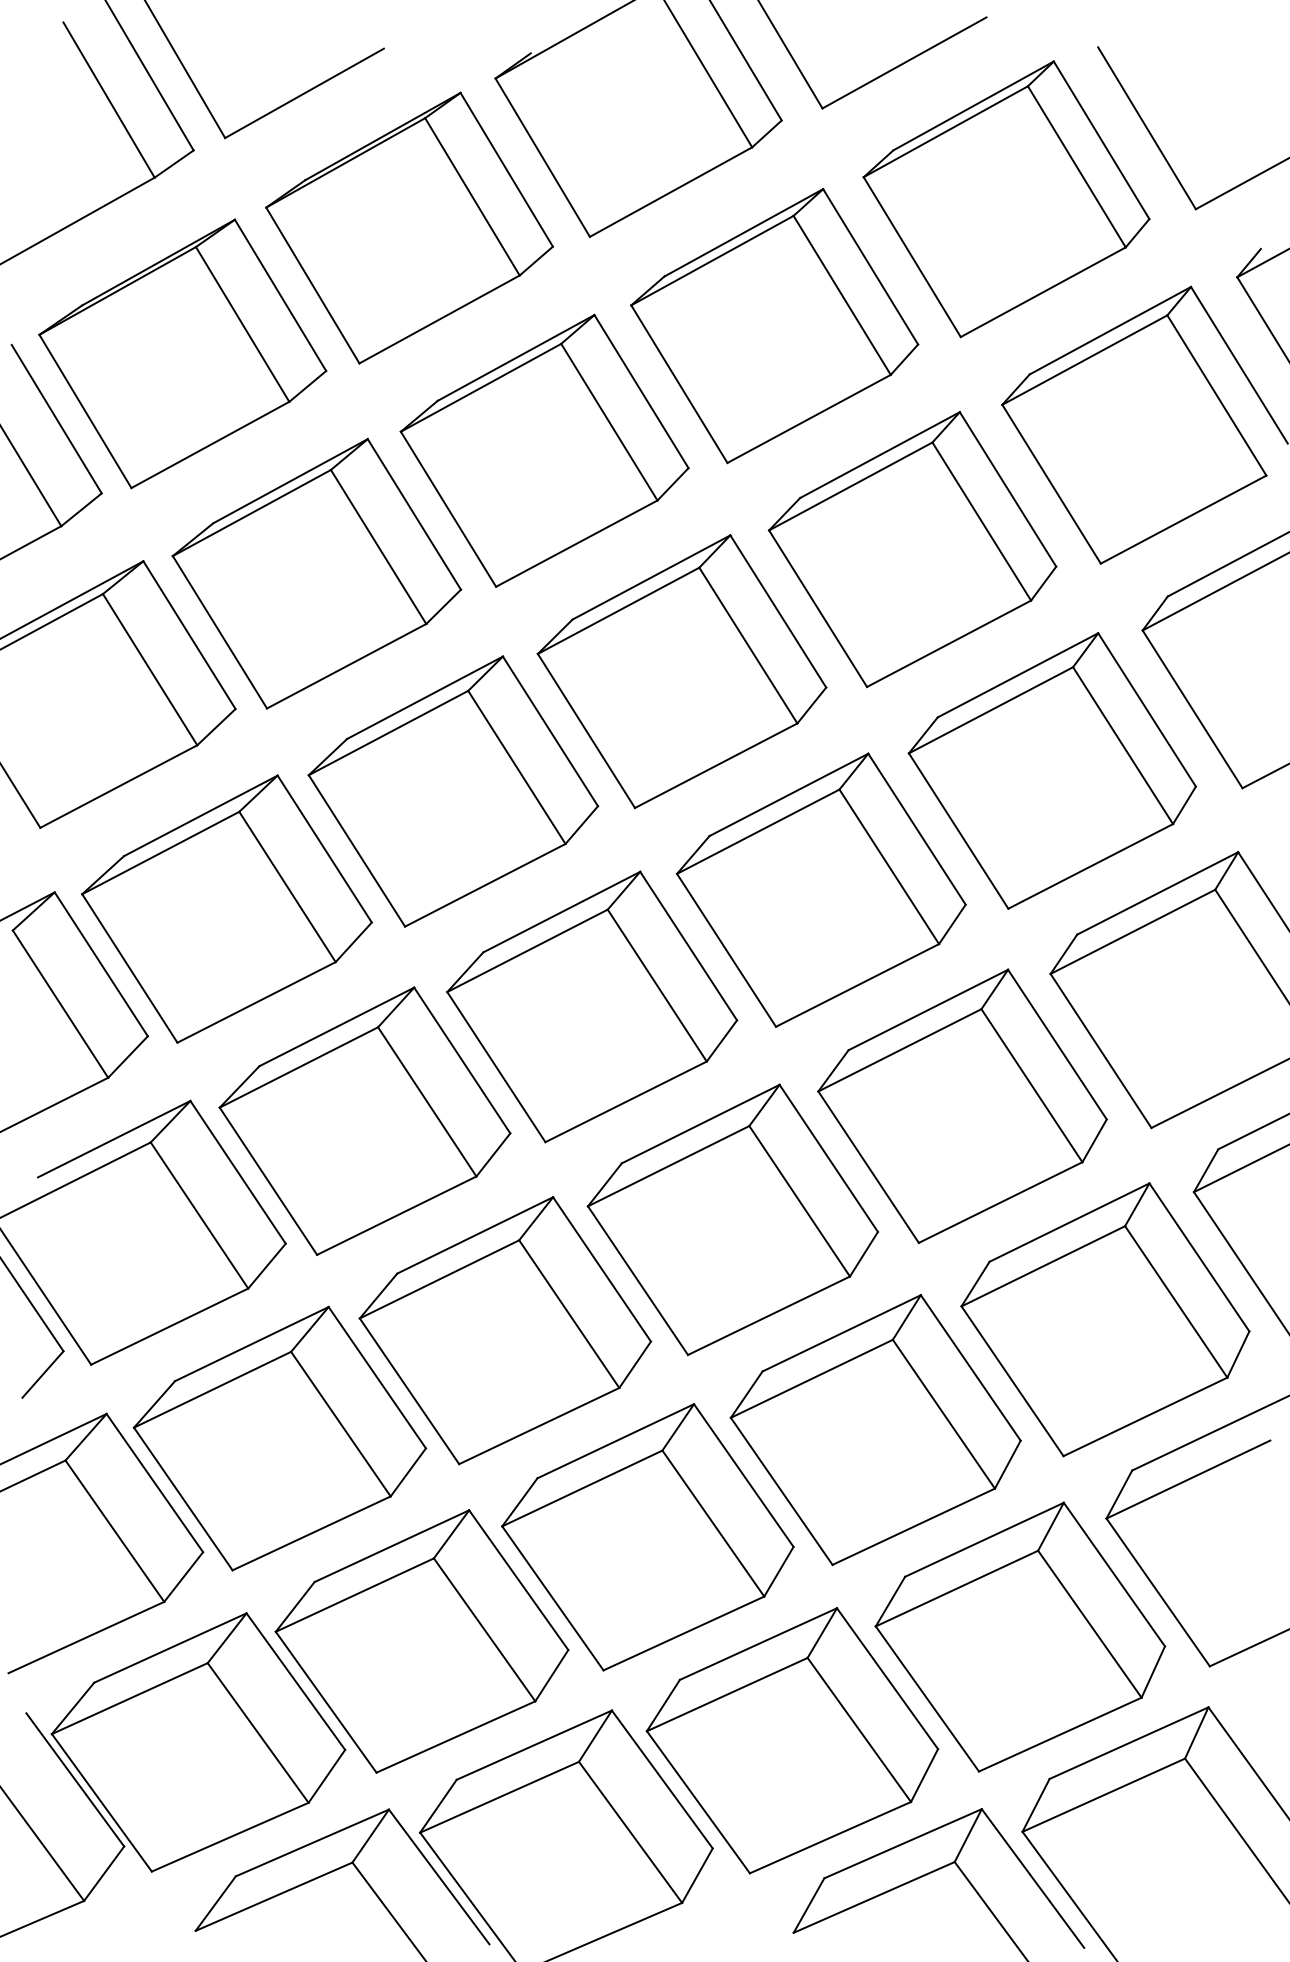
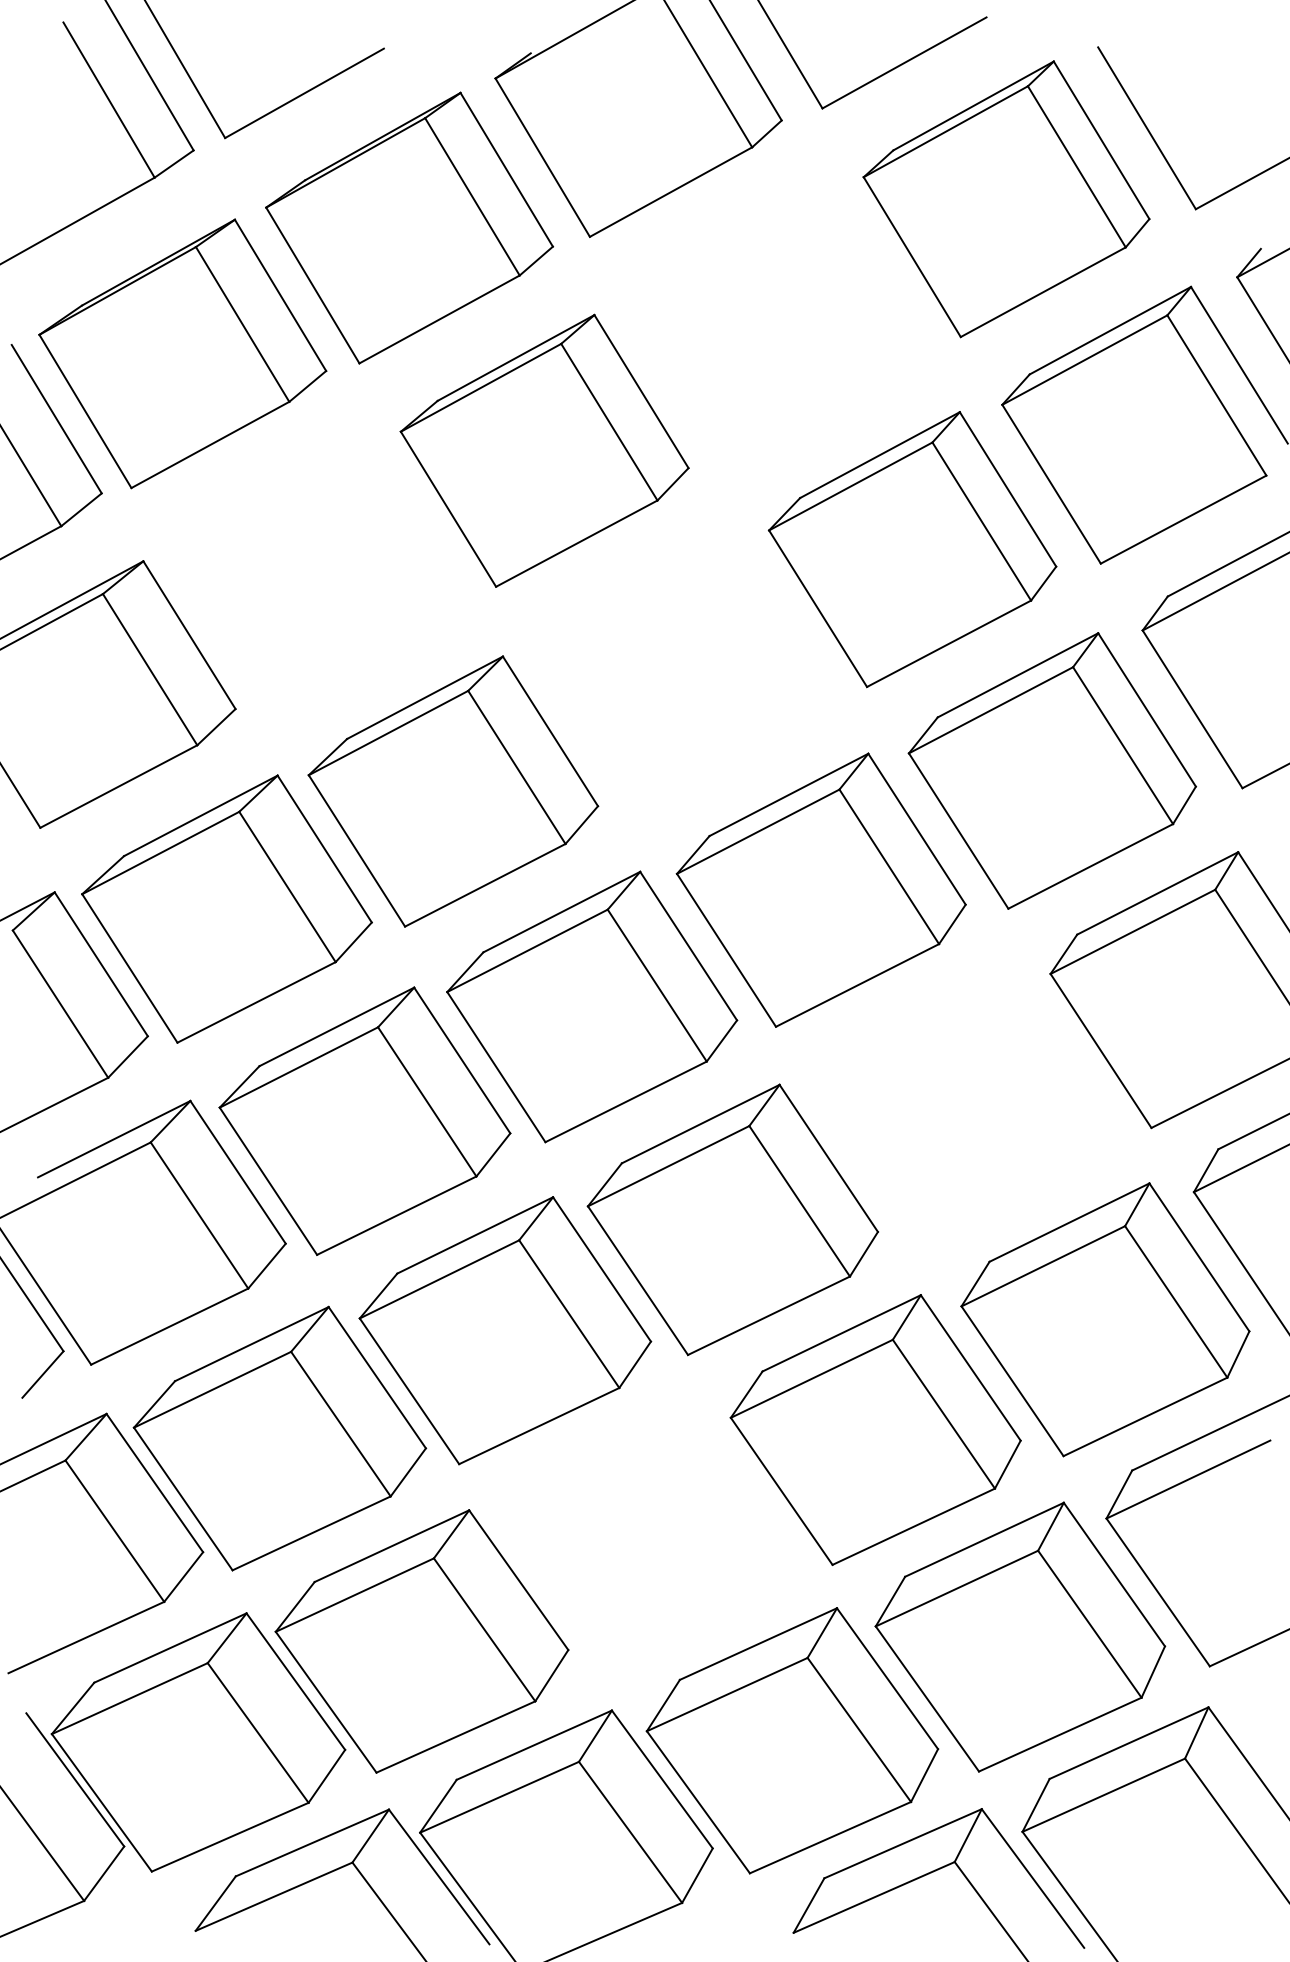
part: present -> none (774, 326)
part: present -> none (316, 573)
part: present -> none (681, 671)
part: present -> none (962, 1105)
part: present -> none (647, 1537)
